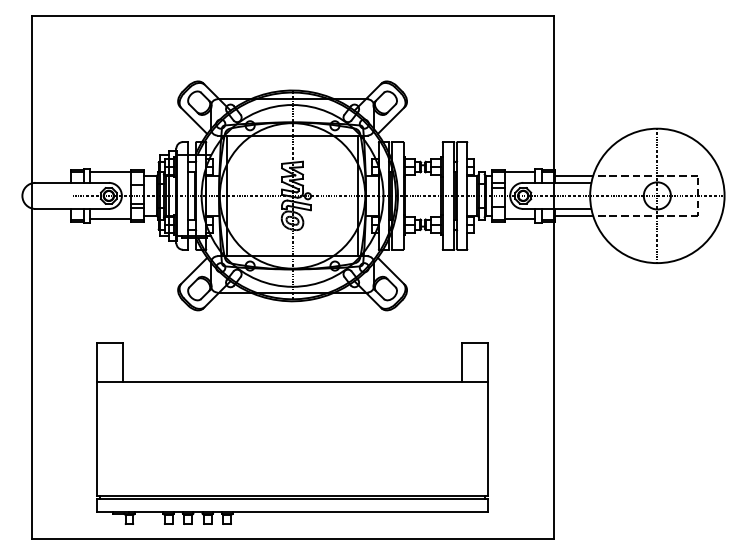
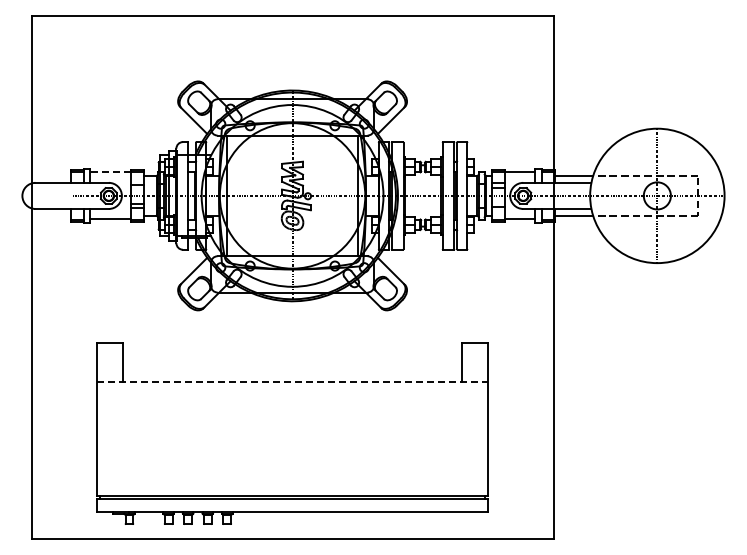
line: solid -> dashed (110, 172)
line: solid -> dashed (292, 381)
